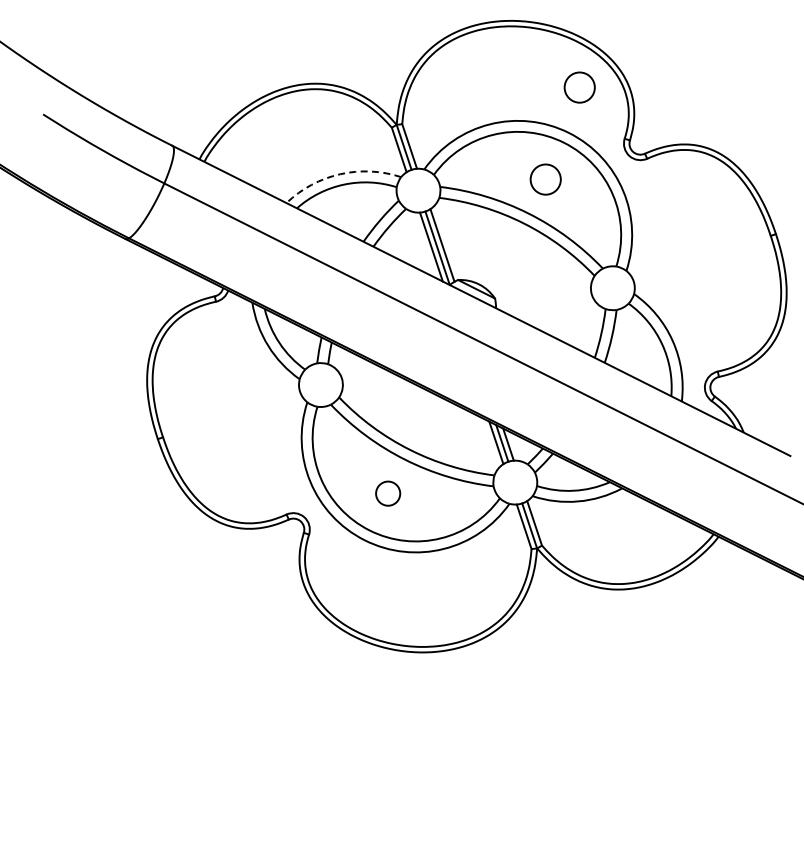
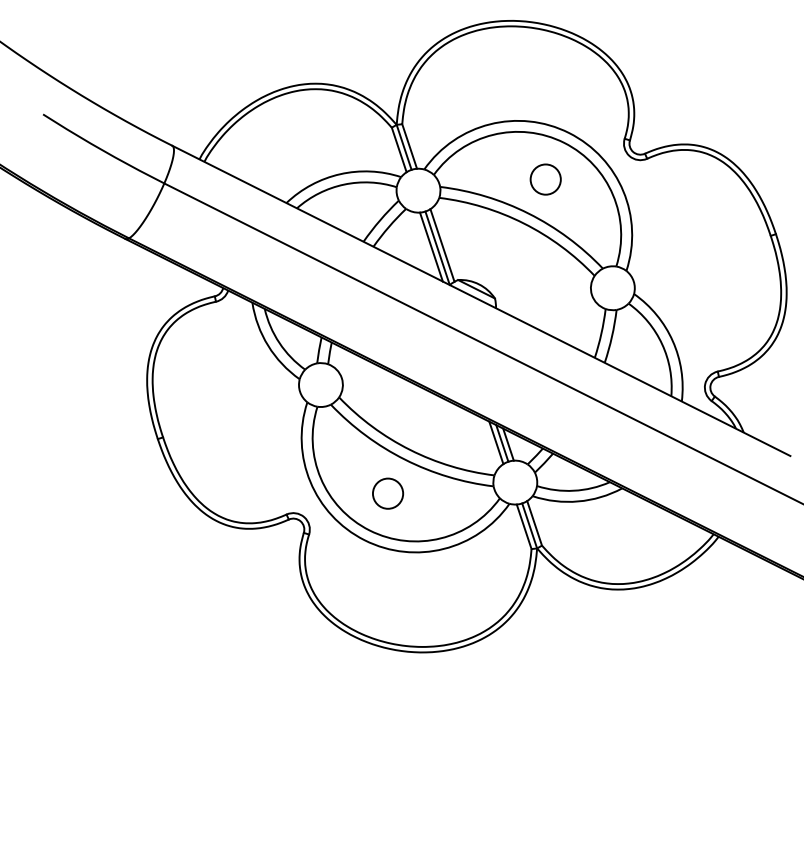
circle: present -> none (579, 87)
arc: dashed -> solid (340, 174)
circle size: 27x27 px -> 33x33 px (388, 493)
